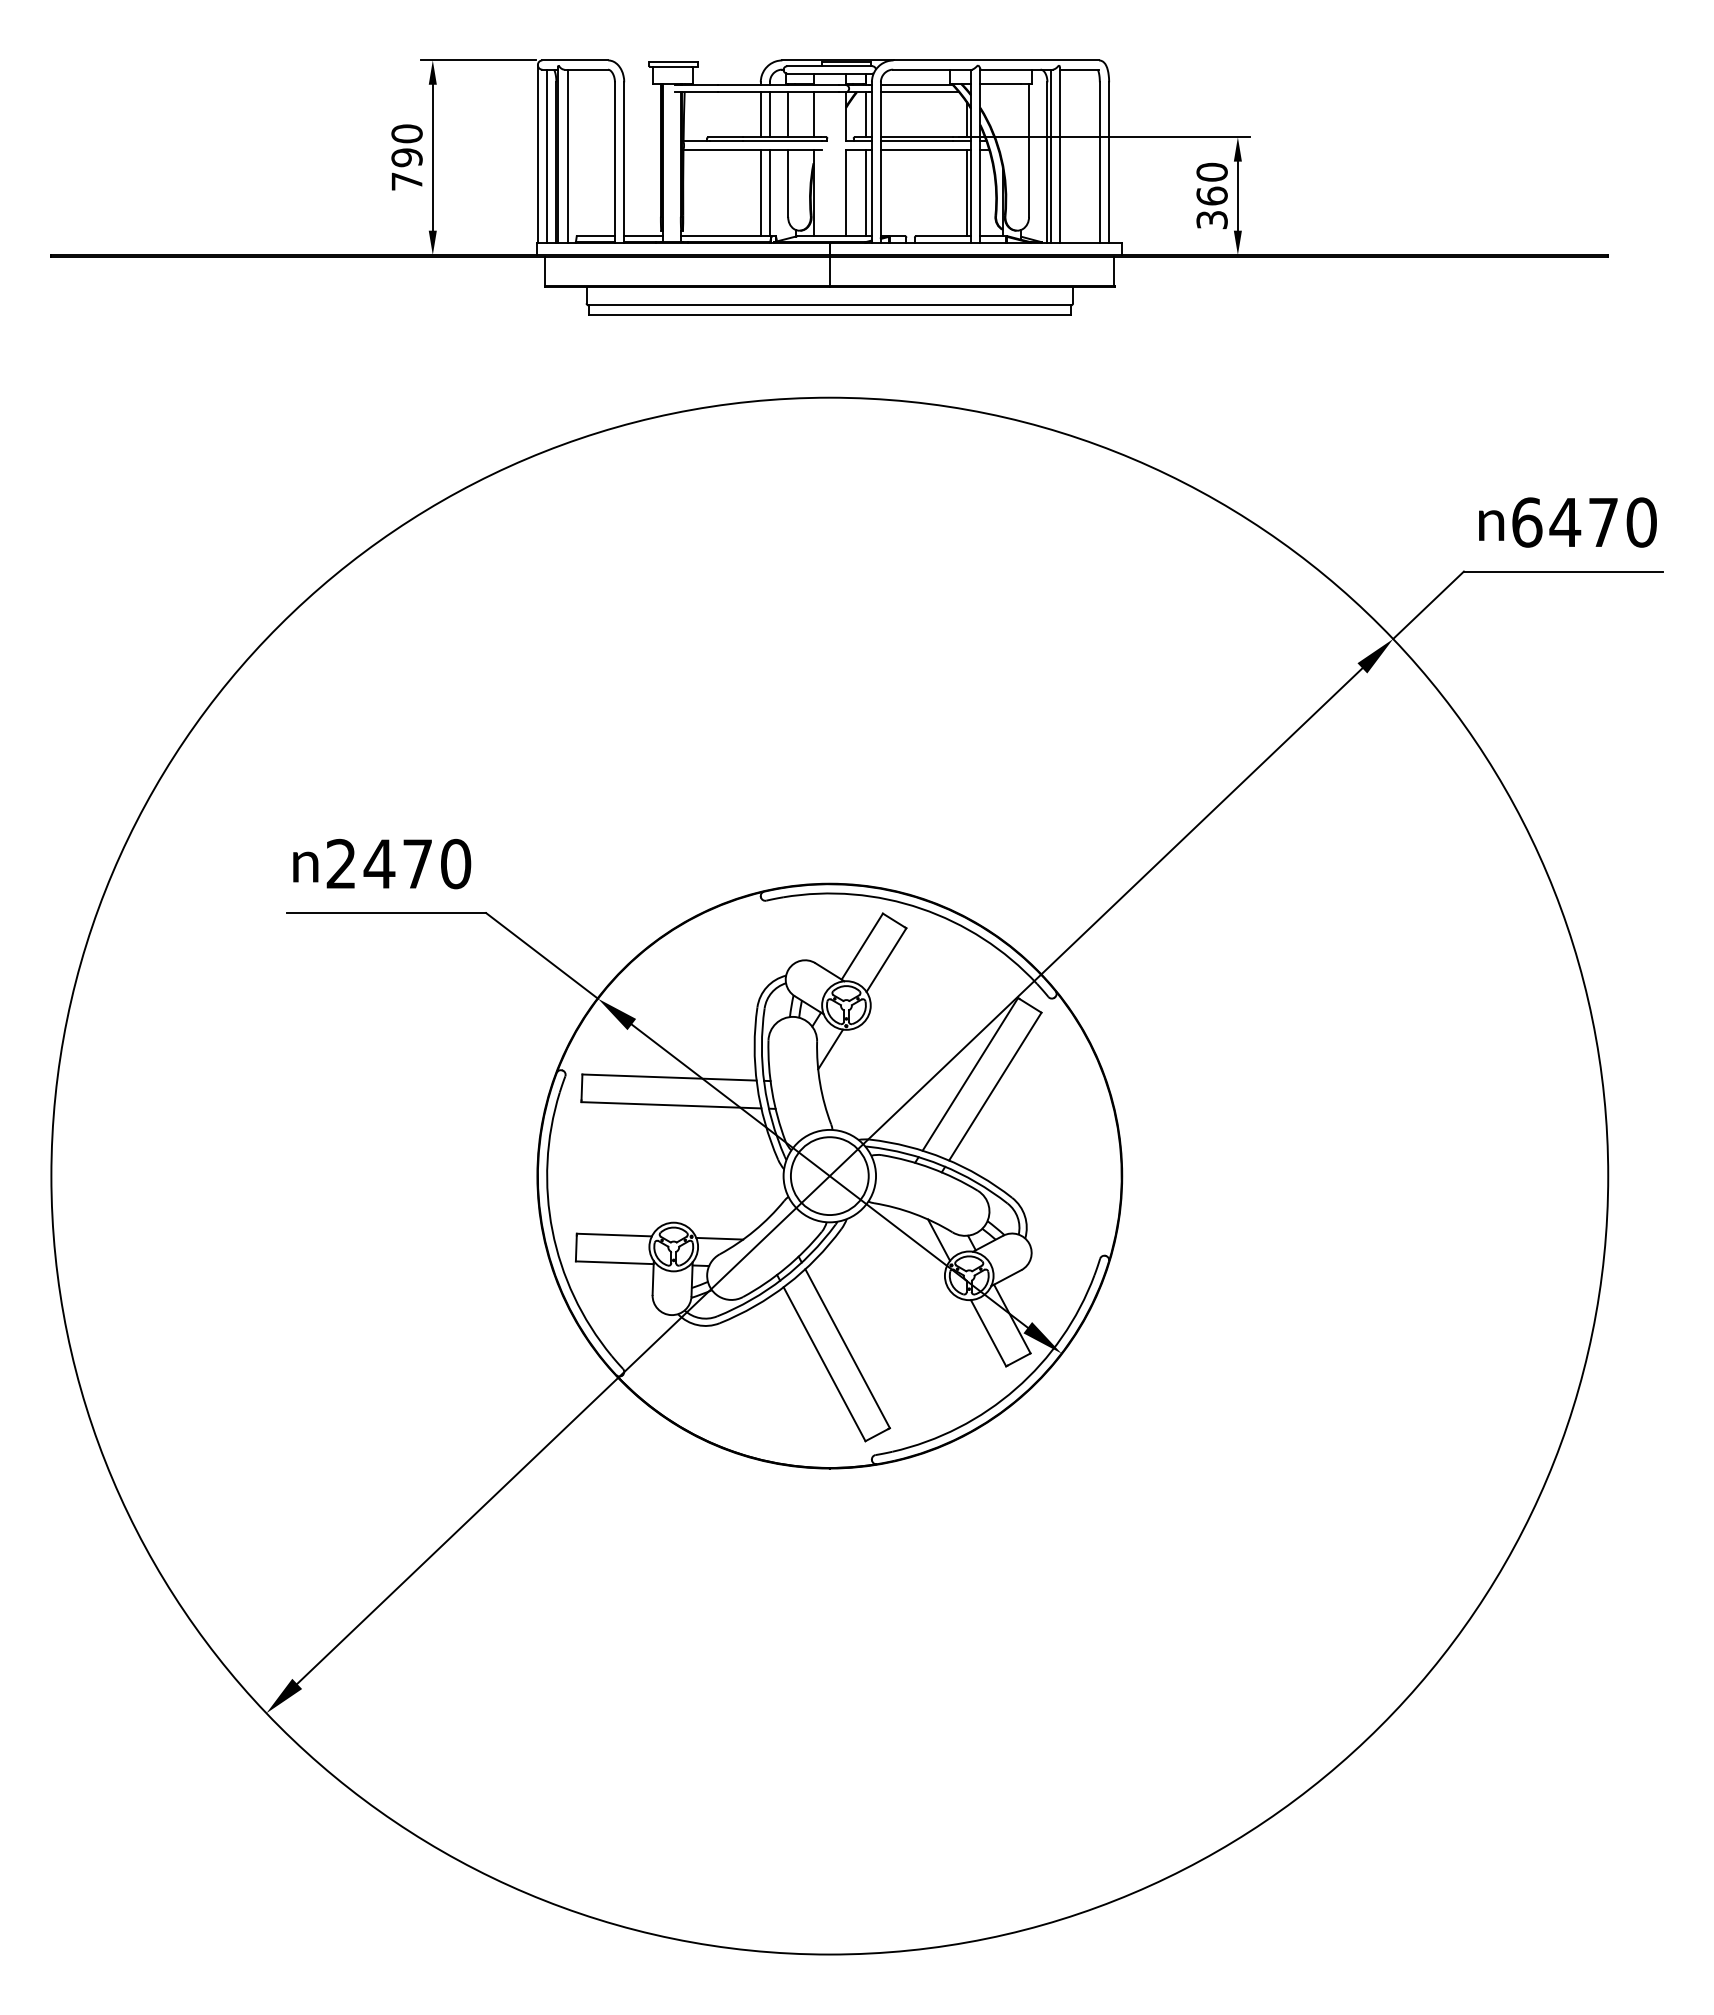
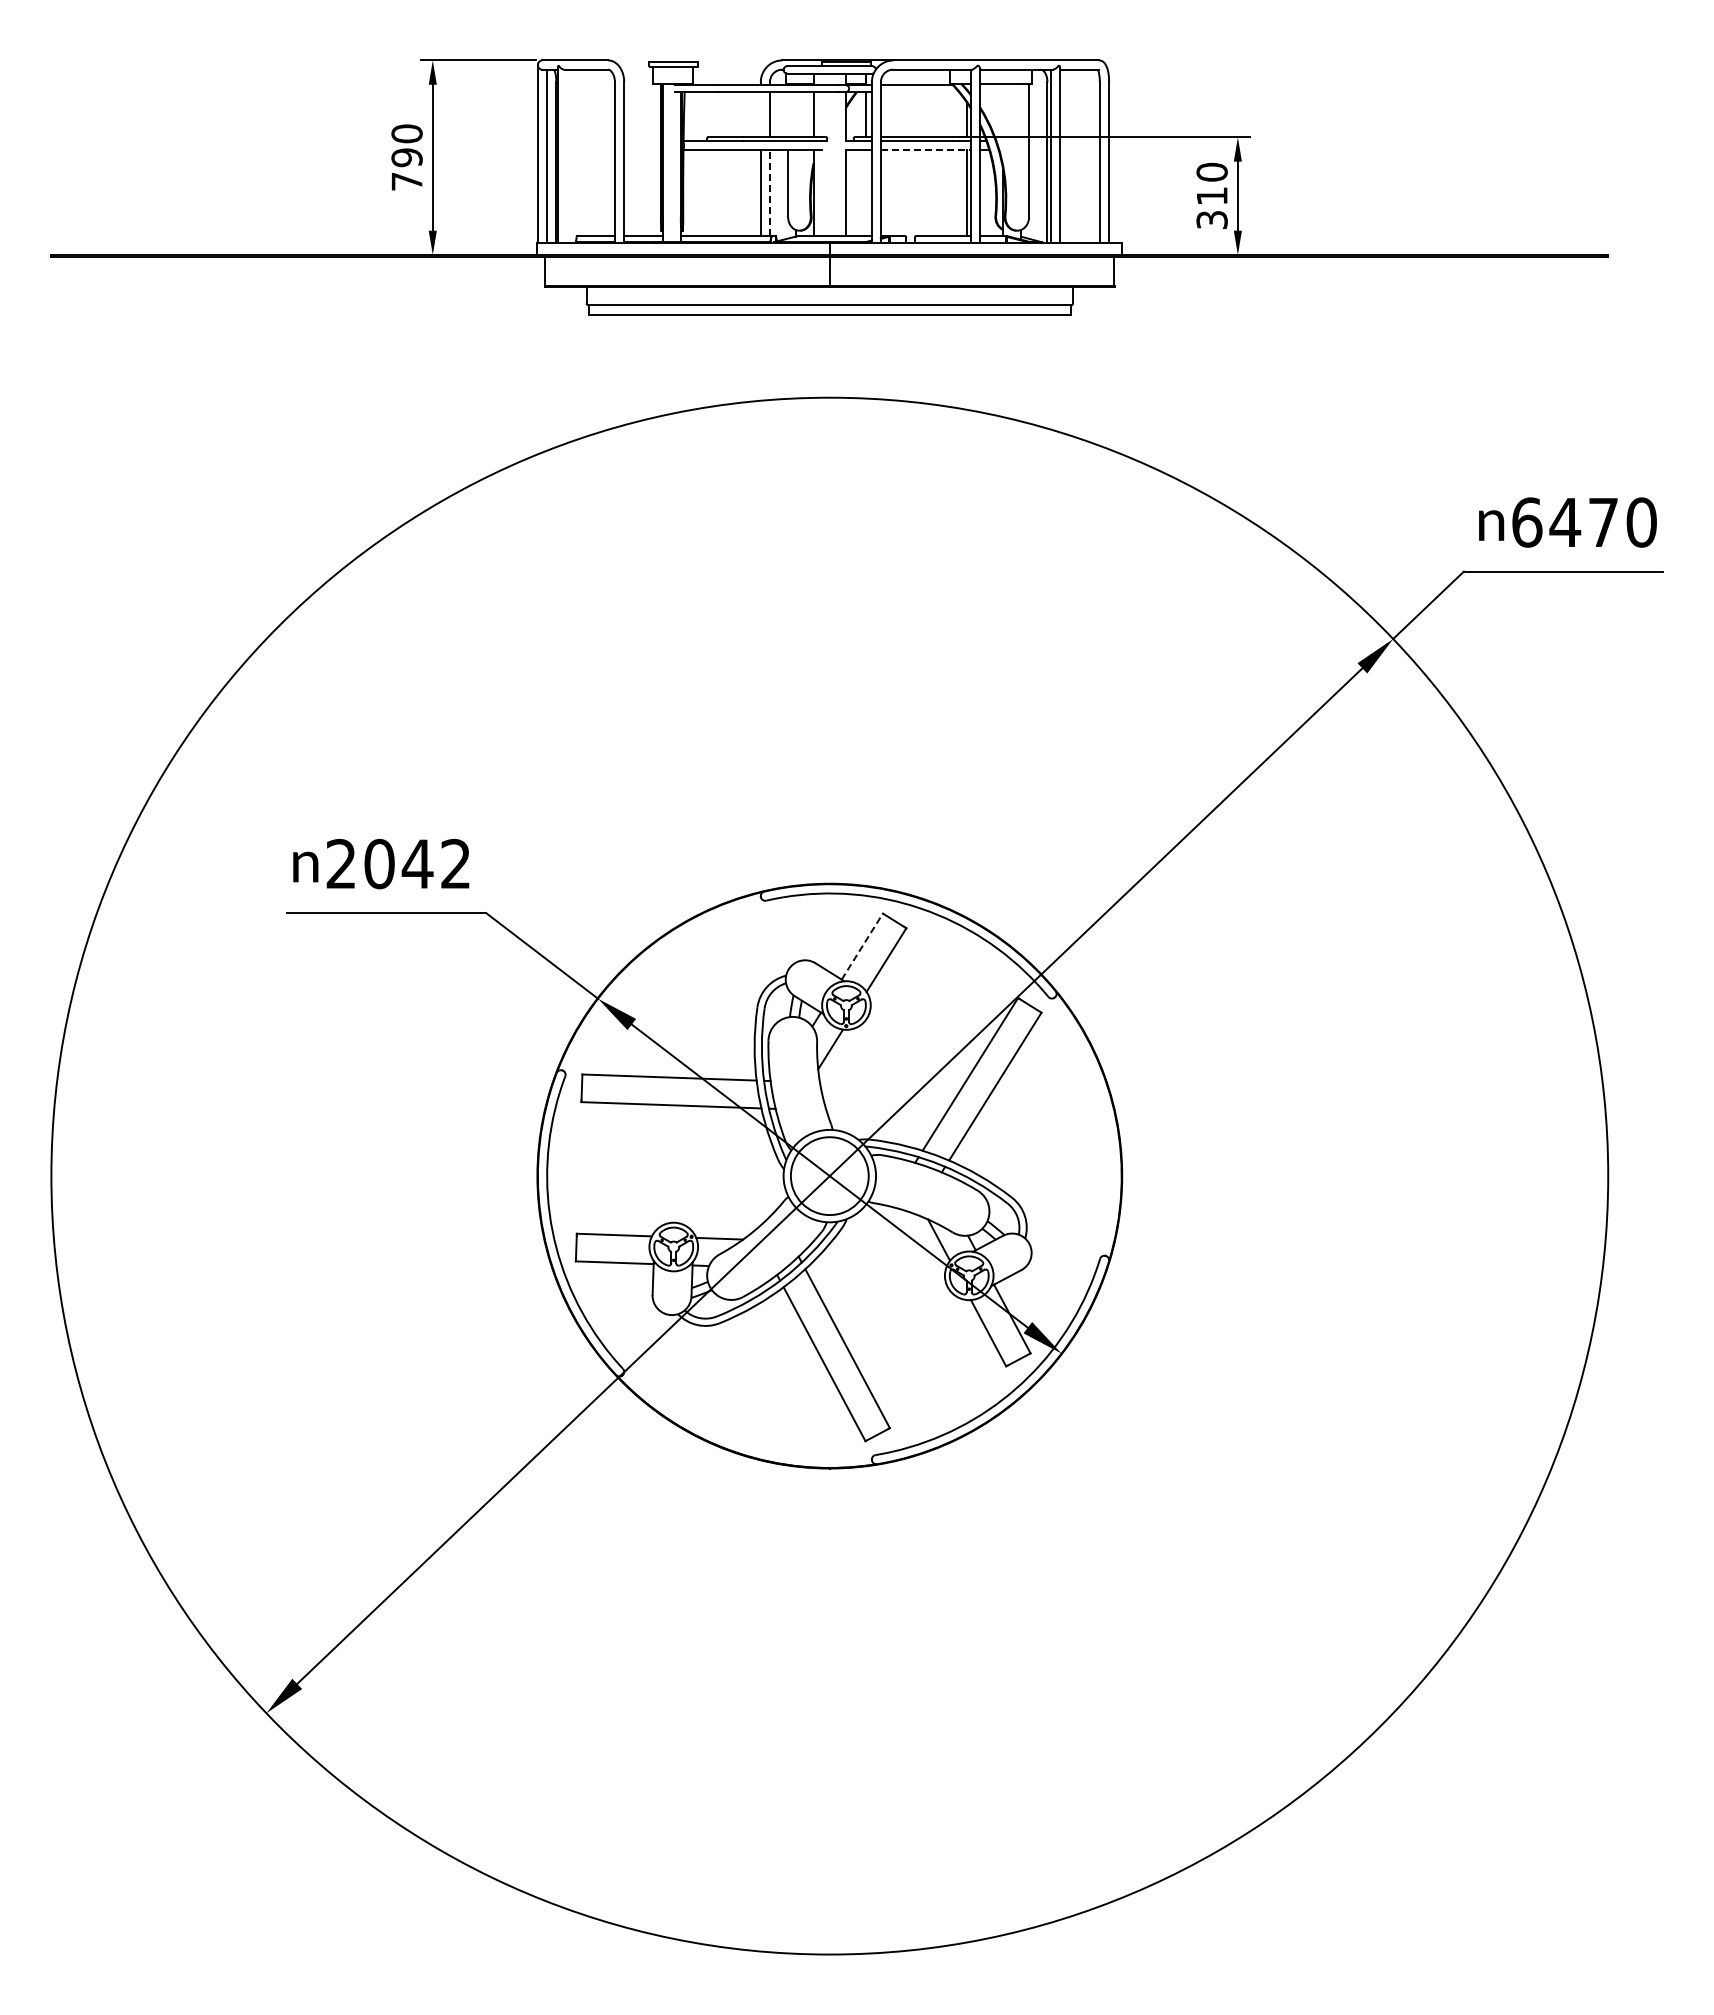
line: present -> none (919, 92)
line: present -> none (760, 114)
line: present -> none (788, 114)
line: solid -> dashed (926, 150)
line: present -> none (567, 155)
line: solid -> dashed (769, 192)
line: present -> none (866, 193)
text: 360 -> 310 (1211, 195)
text: 2470 -> 2042 (417, 863)
line: solid -> dashed (862, 946)
